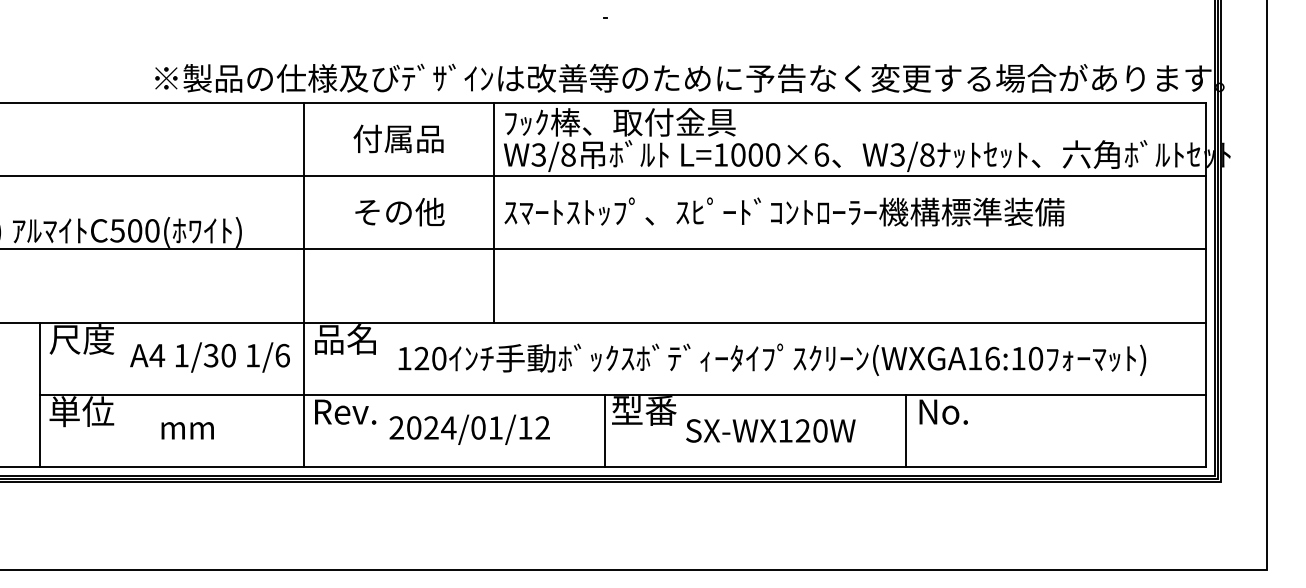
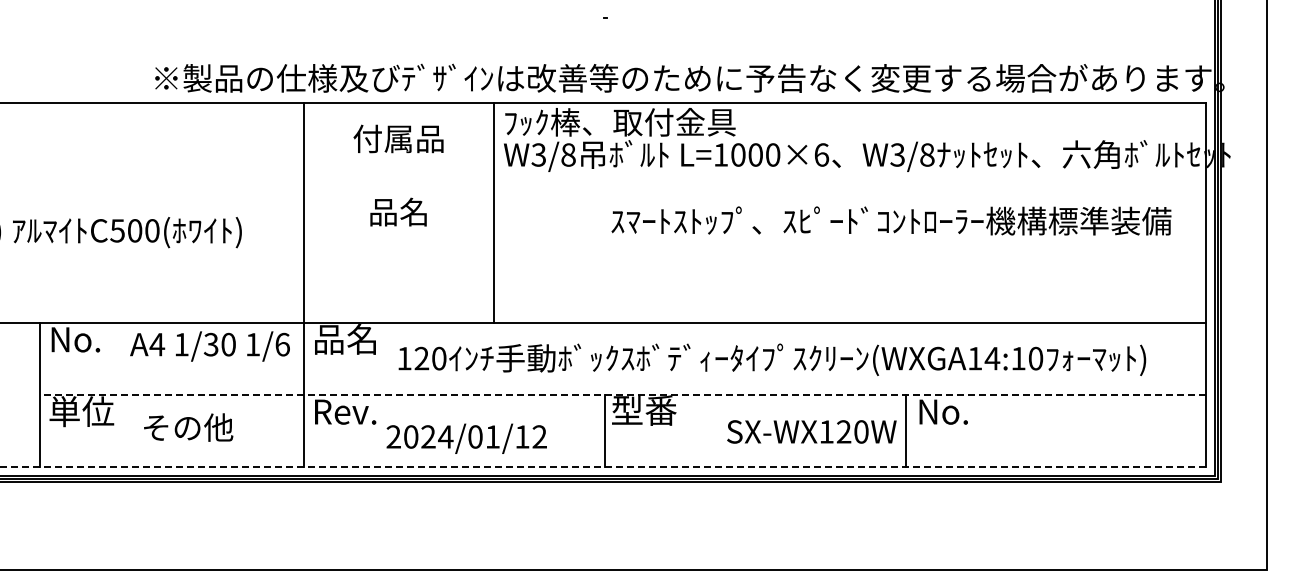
line: present -> none (604, 175)
text: その他 -> 品名 (399, 211)
text position: (784, 211) -> (891, 220) (891, 220)
line: present -> none (604, 249)
text: 尺度 -> No. (81, 339)
text position: (209, 357) -> (209, 346) (209, 346)
text: (WXGA16:10 -> (WXGA14:10 (992, 358)
line: solid -> dashed (623, 394)
text: mm -> その他 (188, 427)
text position: (469, 429) -> (466, 438) (466, 438)
text position: (770, 430) -> (811, 431) (811, 431)
line: solid -> dashed (603, 467)
